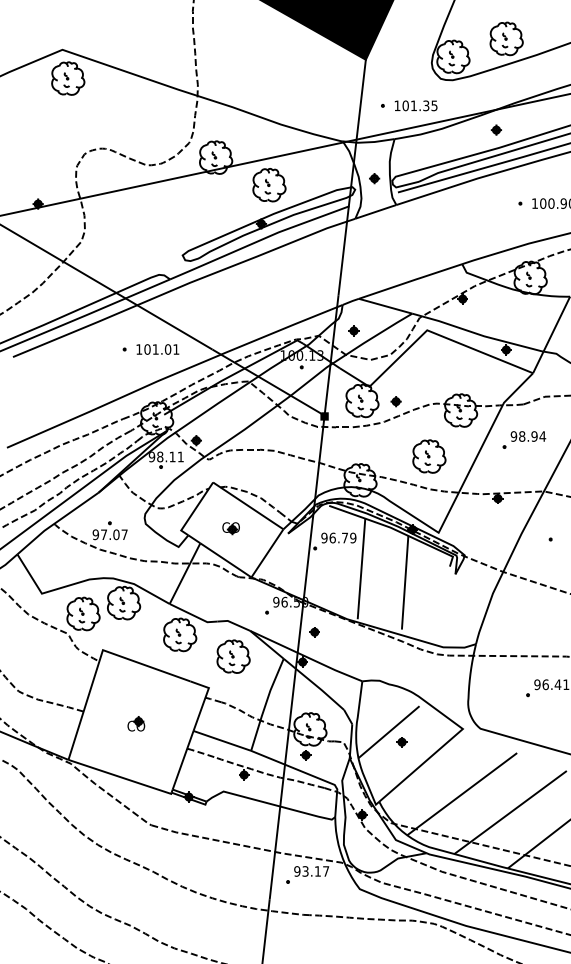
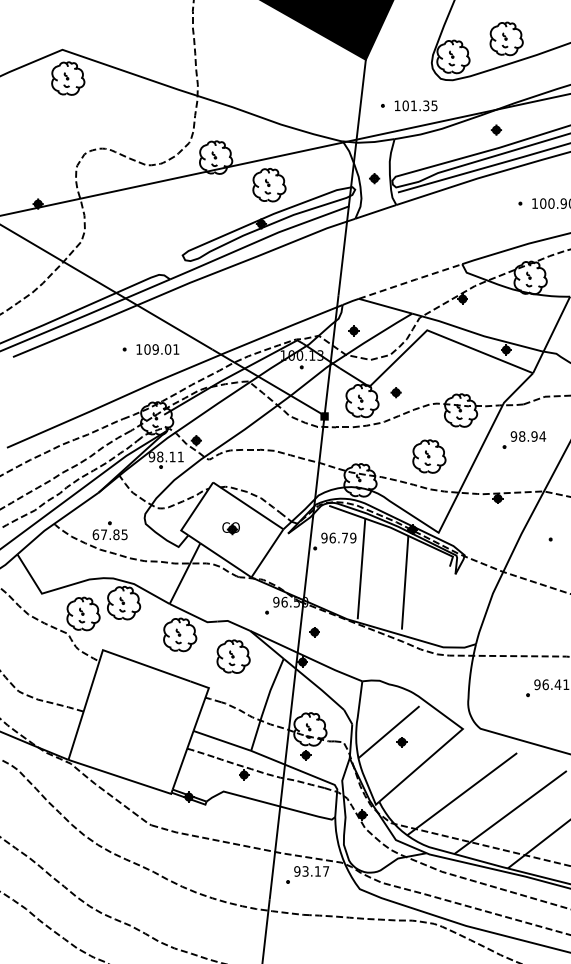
line: solid -> dashed (411, 280)
text: 101.01 -> 109.01 (155, 349)
part position: (395, 401) -> (395, 392) (395, 392)
text: 97.07 -> 67.85 (109, 534)
part: present -> none (136, 723)
